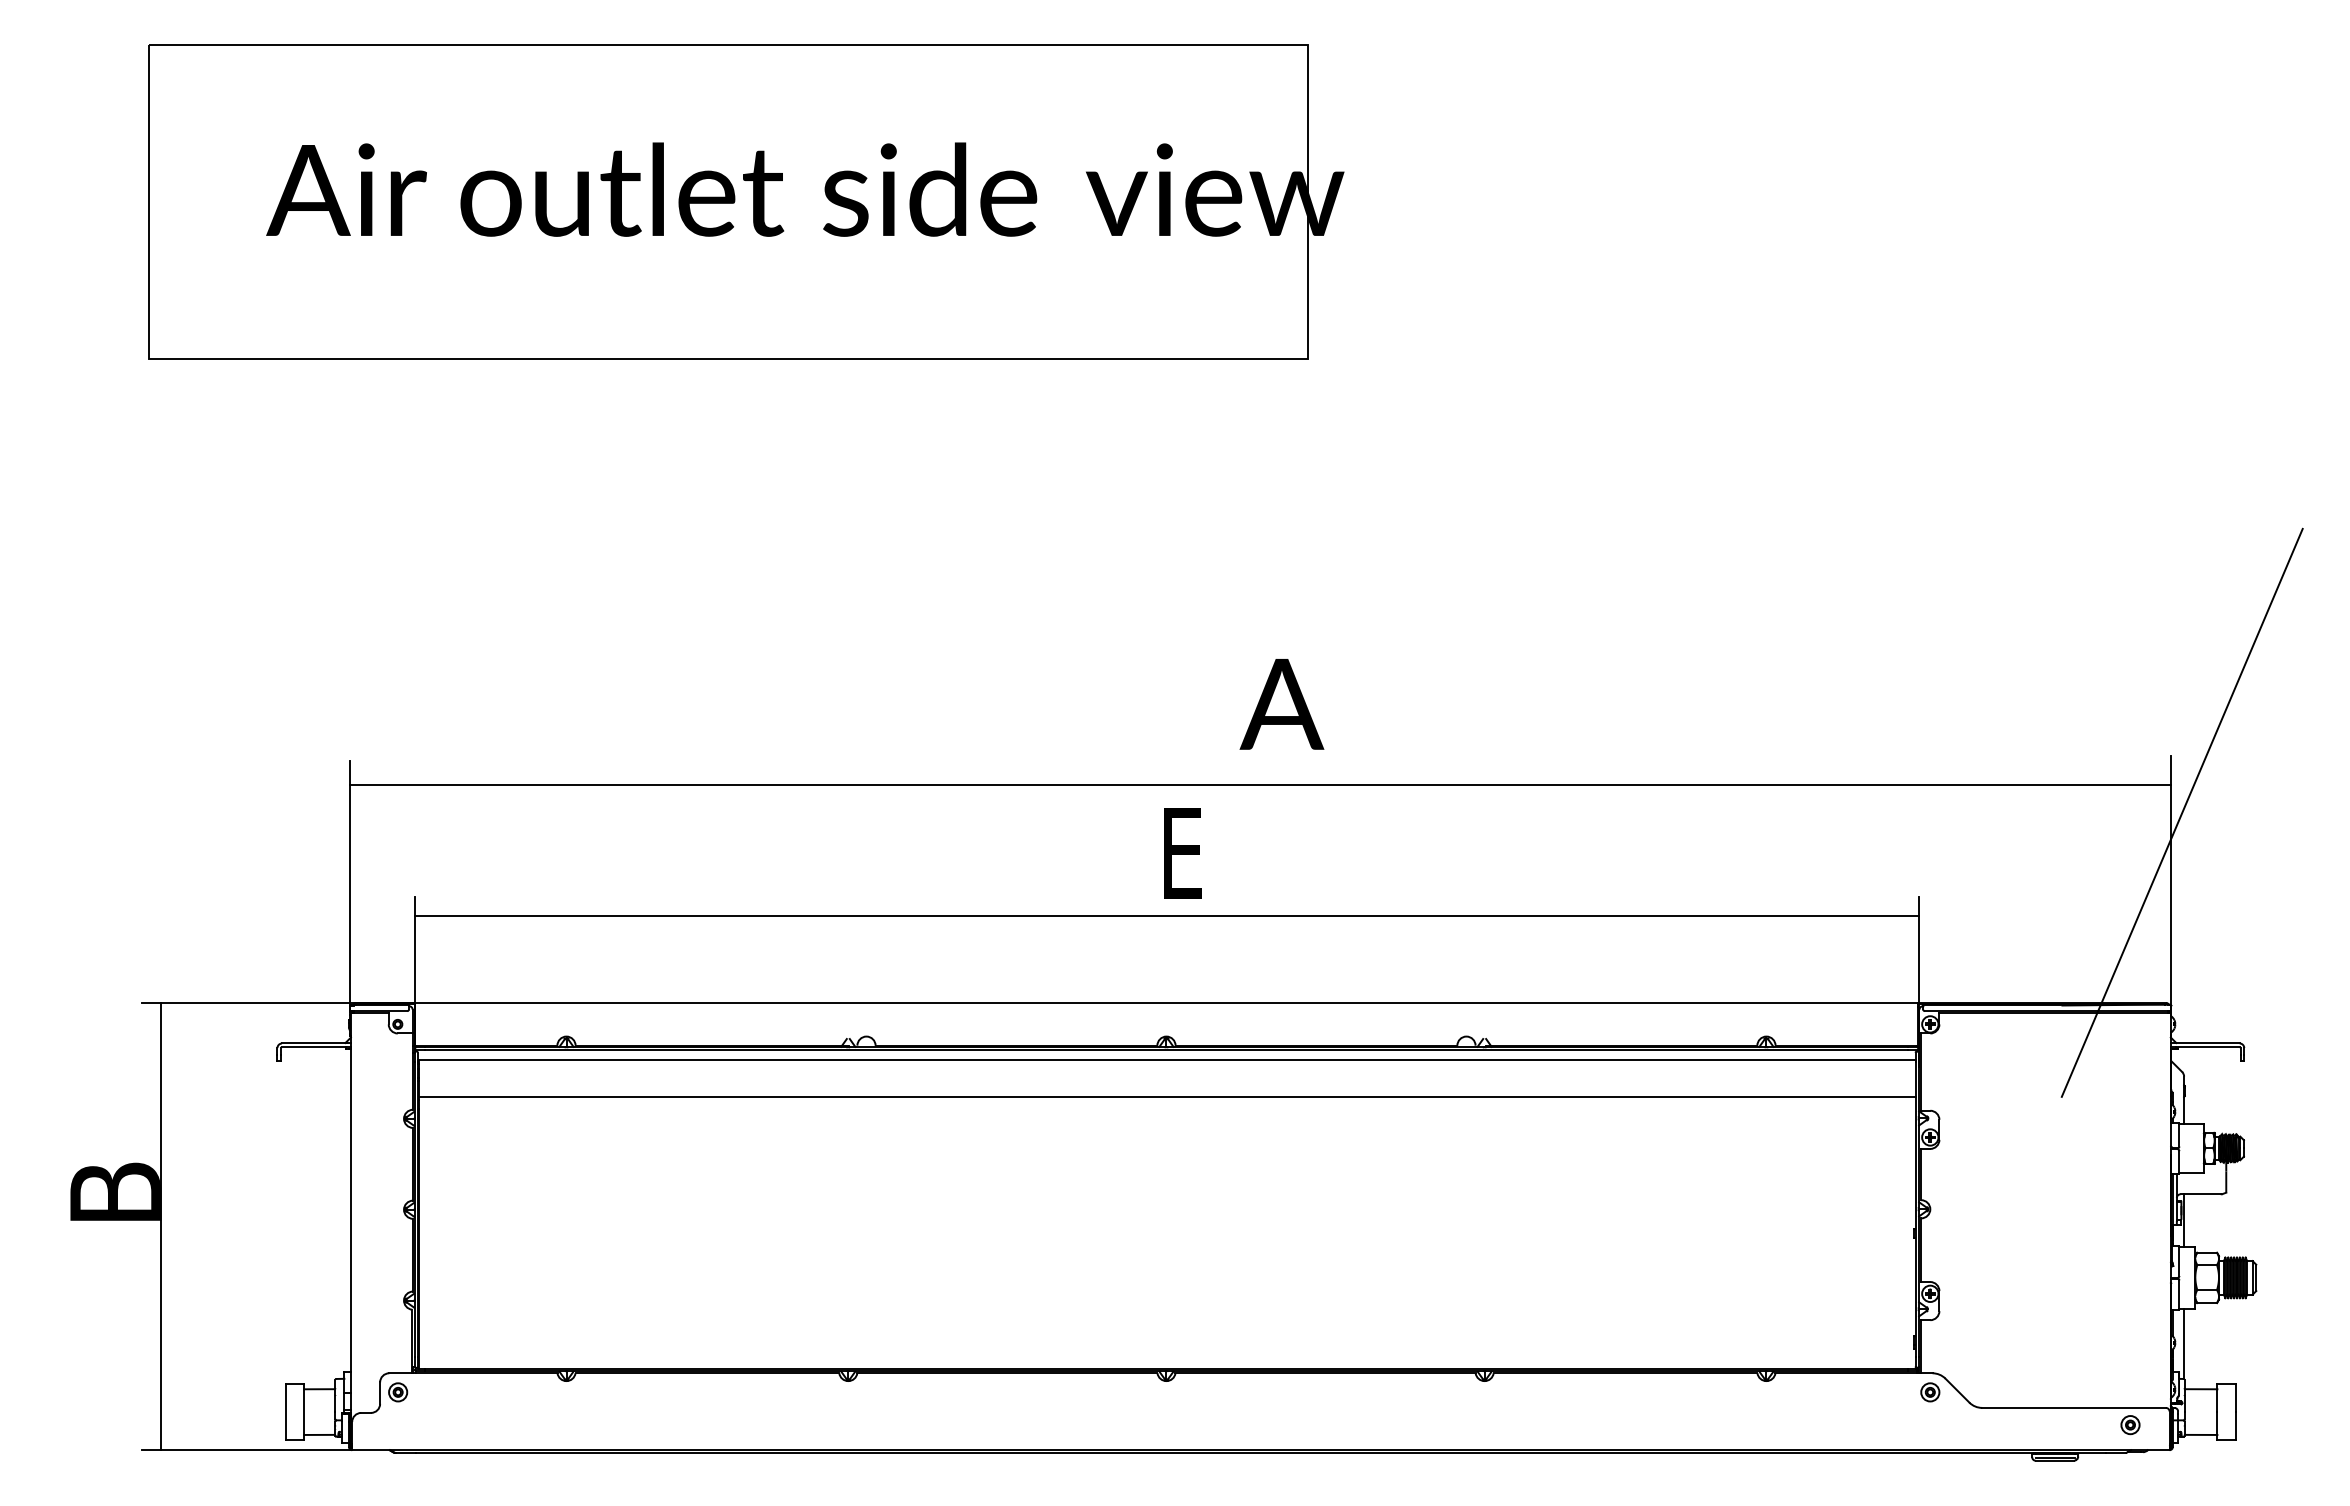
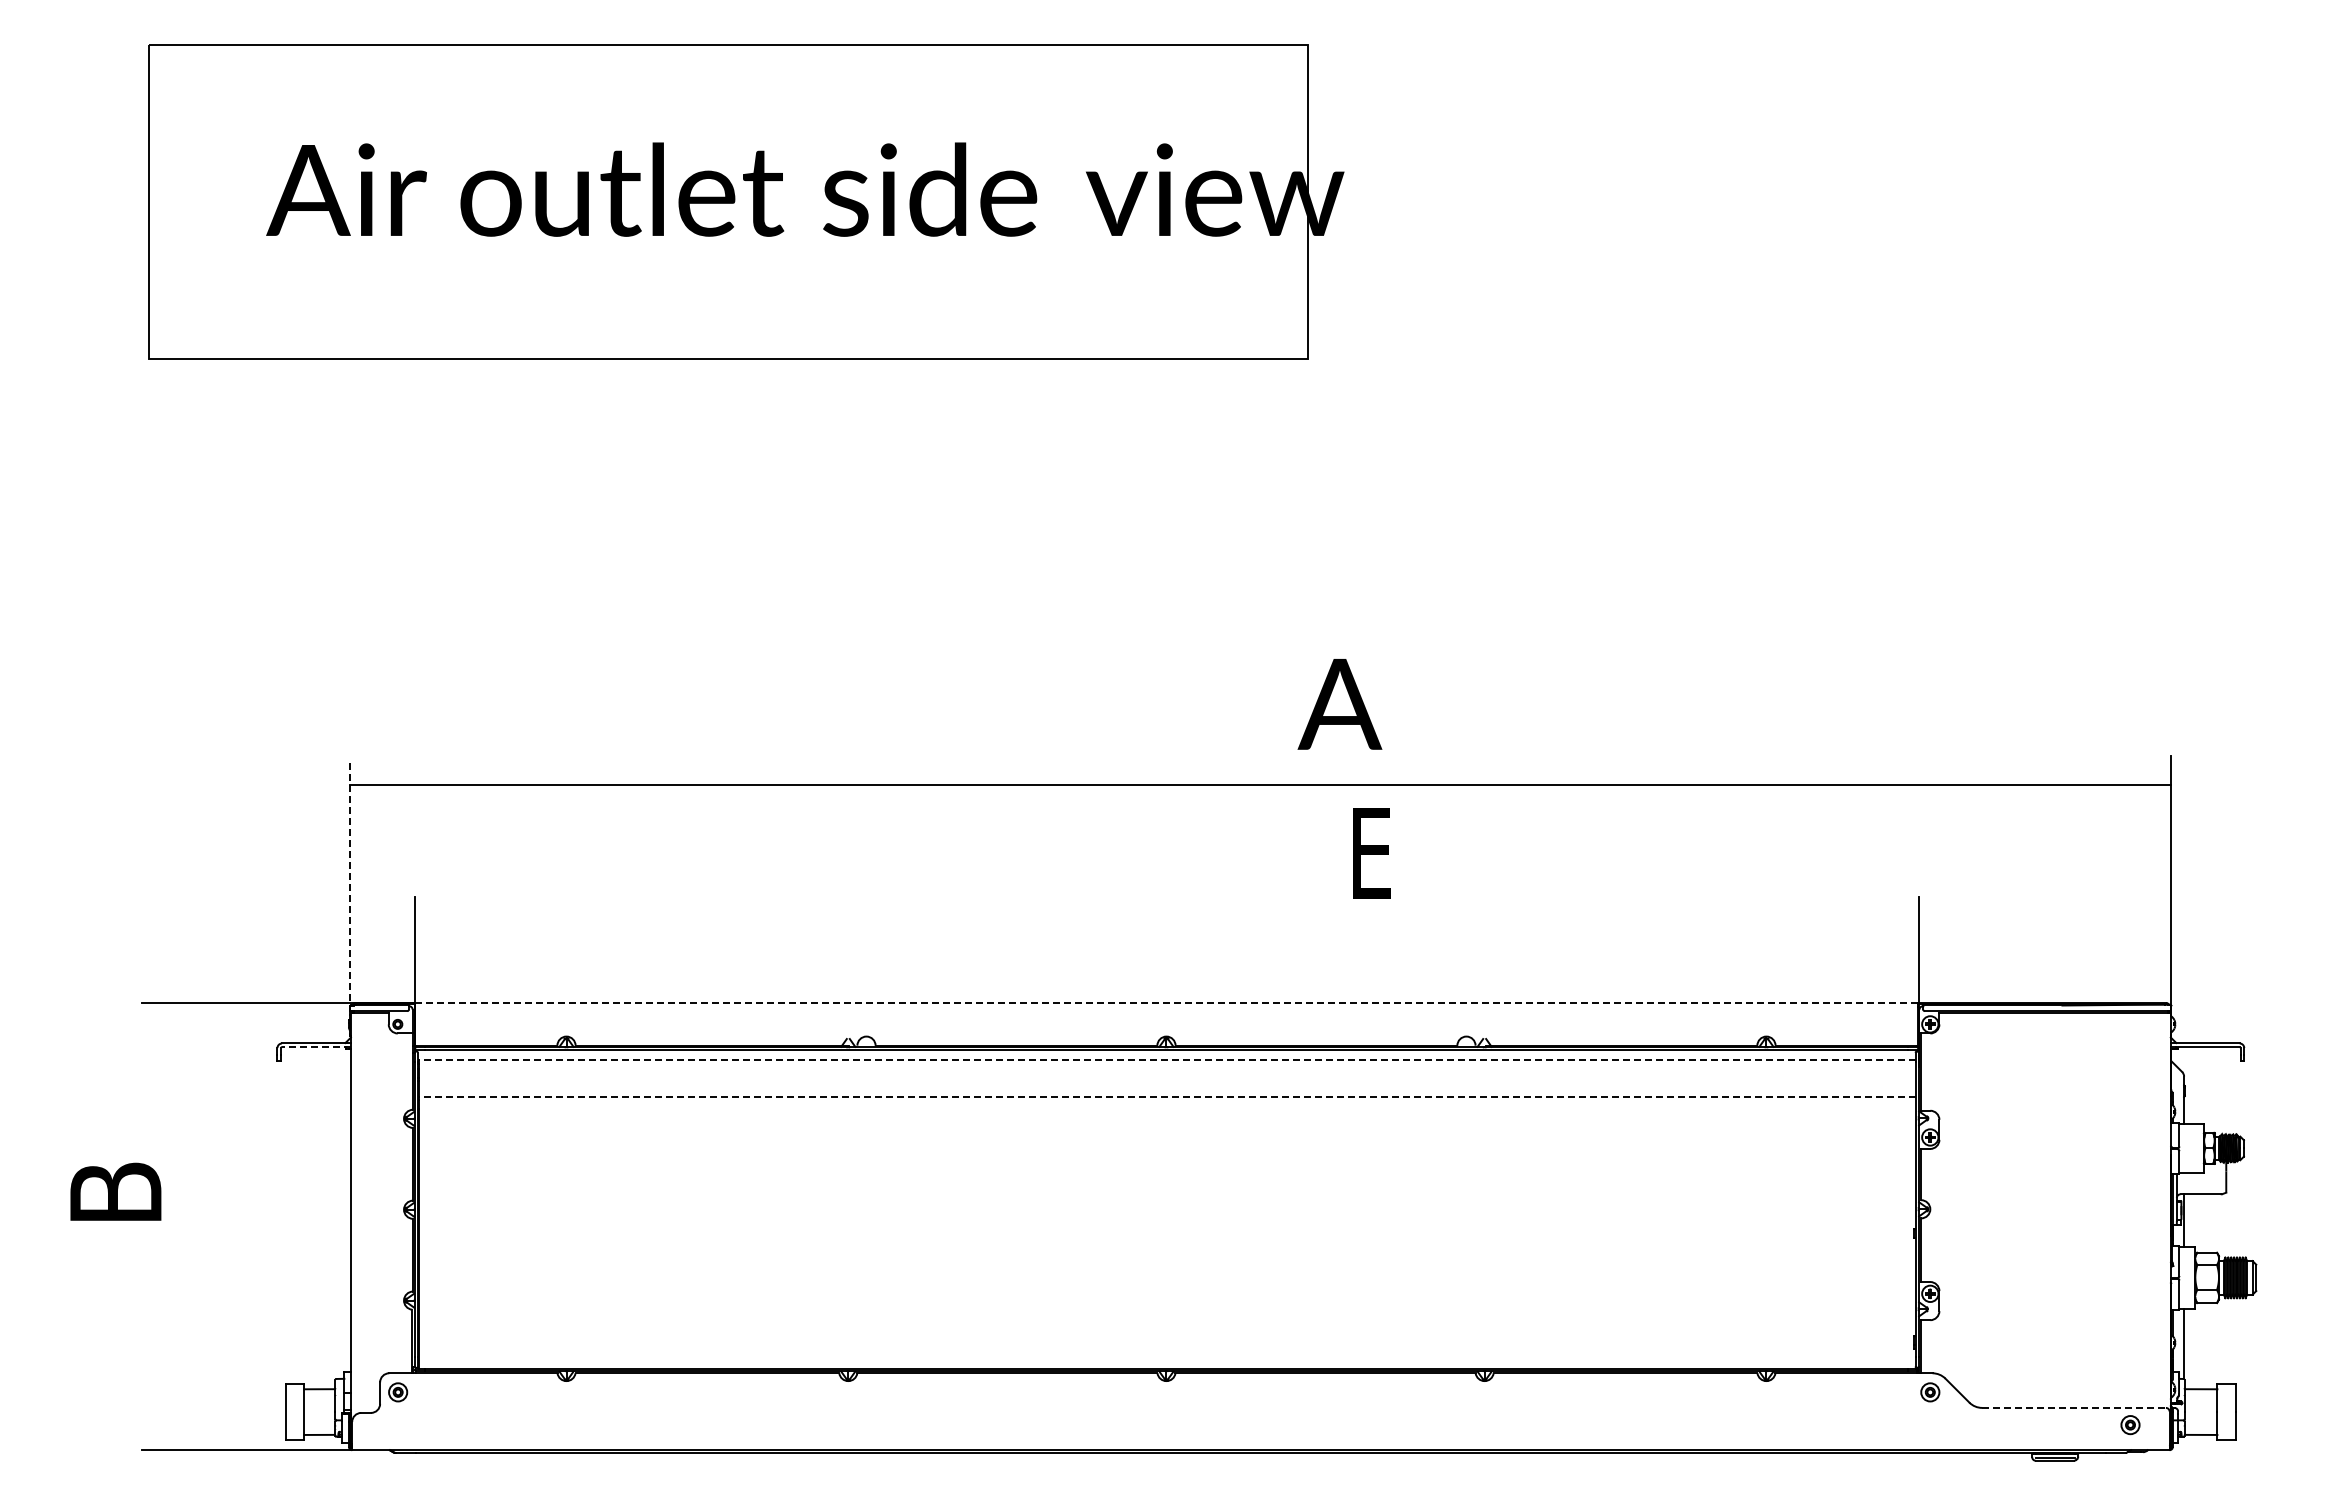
text position: (1281, 704) -> (1339, 704) (1339, 704)
line: present -> none (2181, 812)
text position: (1182, 853) -> (1371, 853) (1371, 853)
line: solid -> dashed (350, 886)
line: present -> none (1166, 915)
line: solid -> dashed (1166, 1002)
line: solid -> dashed (315, 1047)
line: solid -> dashed (1166, 1059)
line: solid -> dashed (1166, 1097)
line: present -> none (160, 1226)
line: solid -> dashed (2074, 1407)
